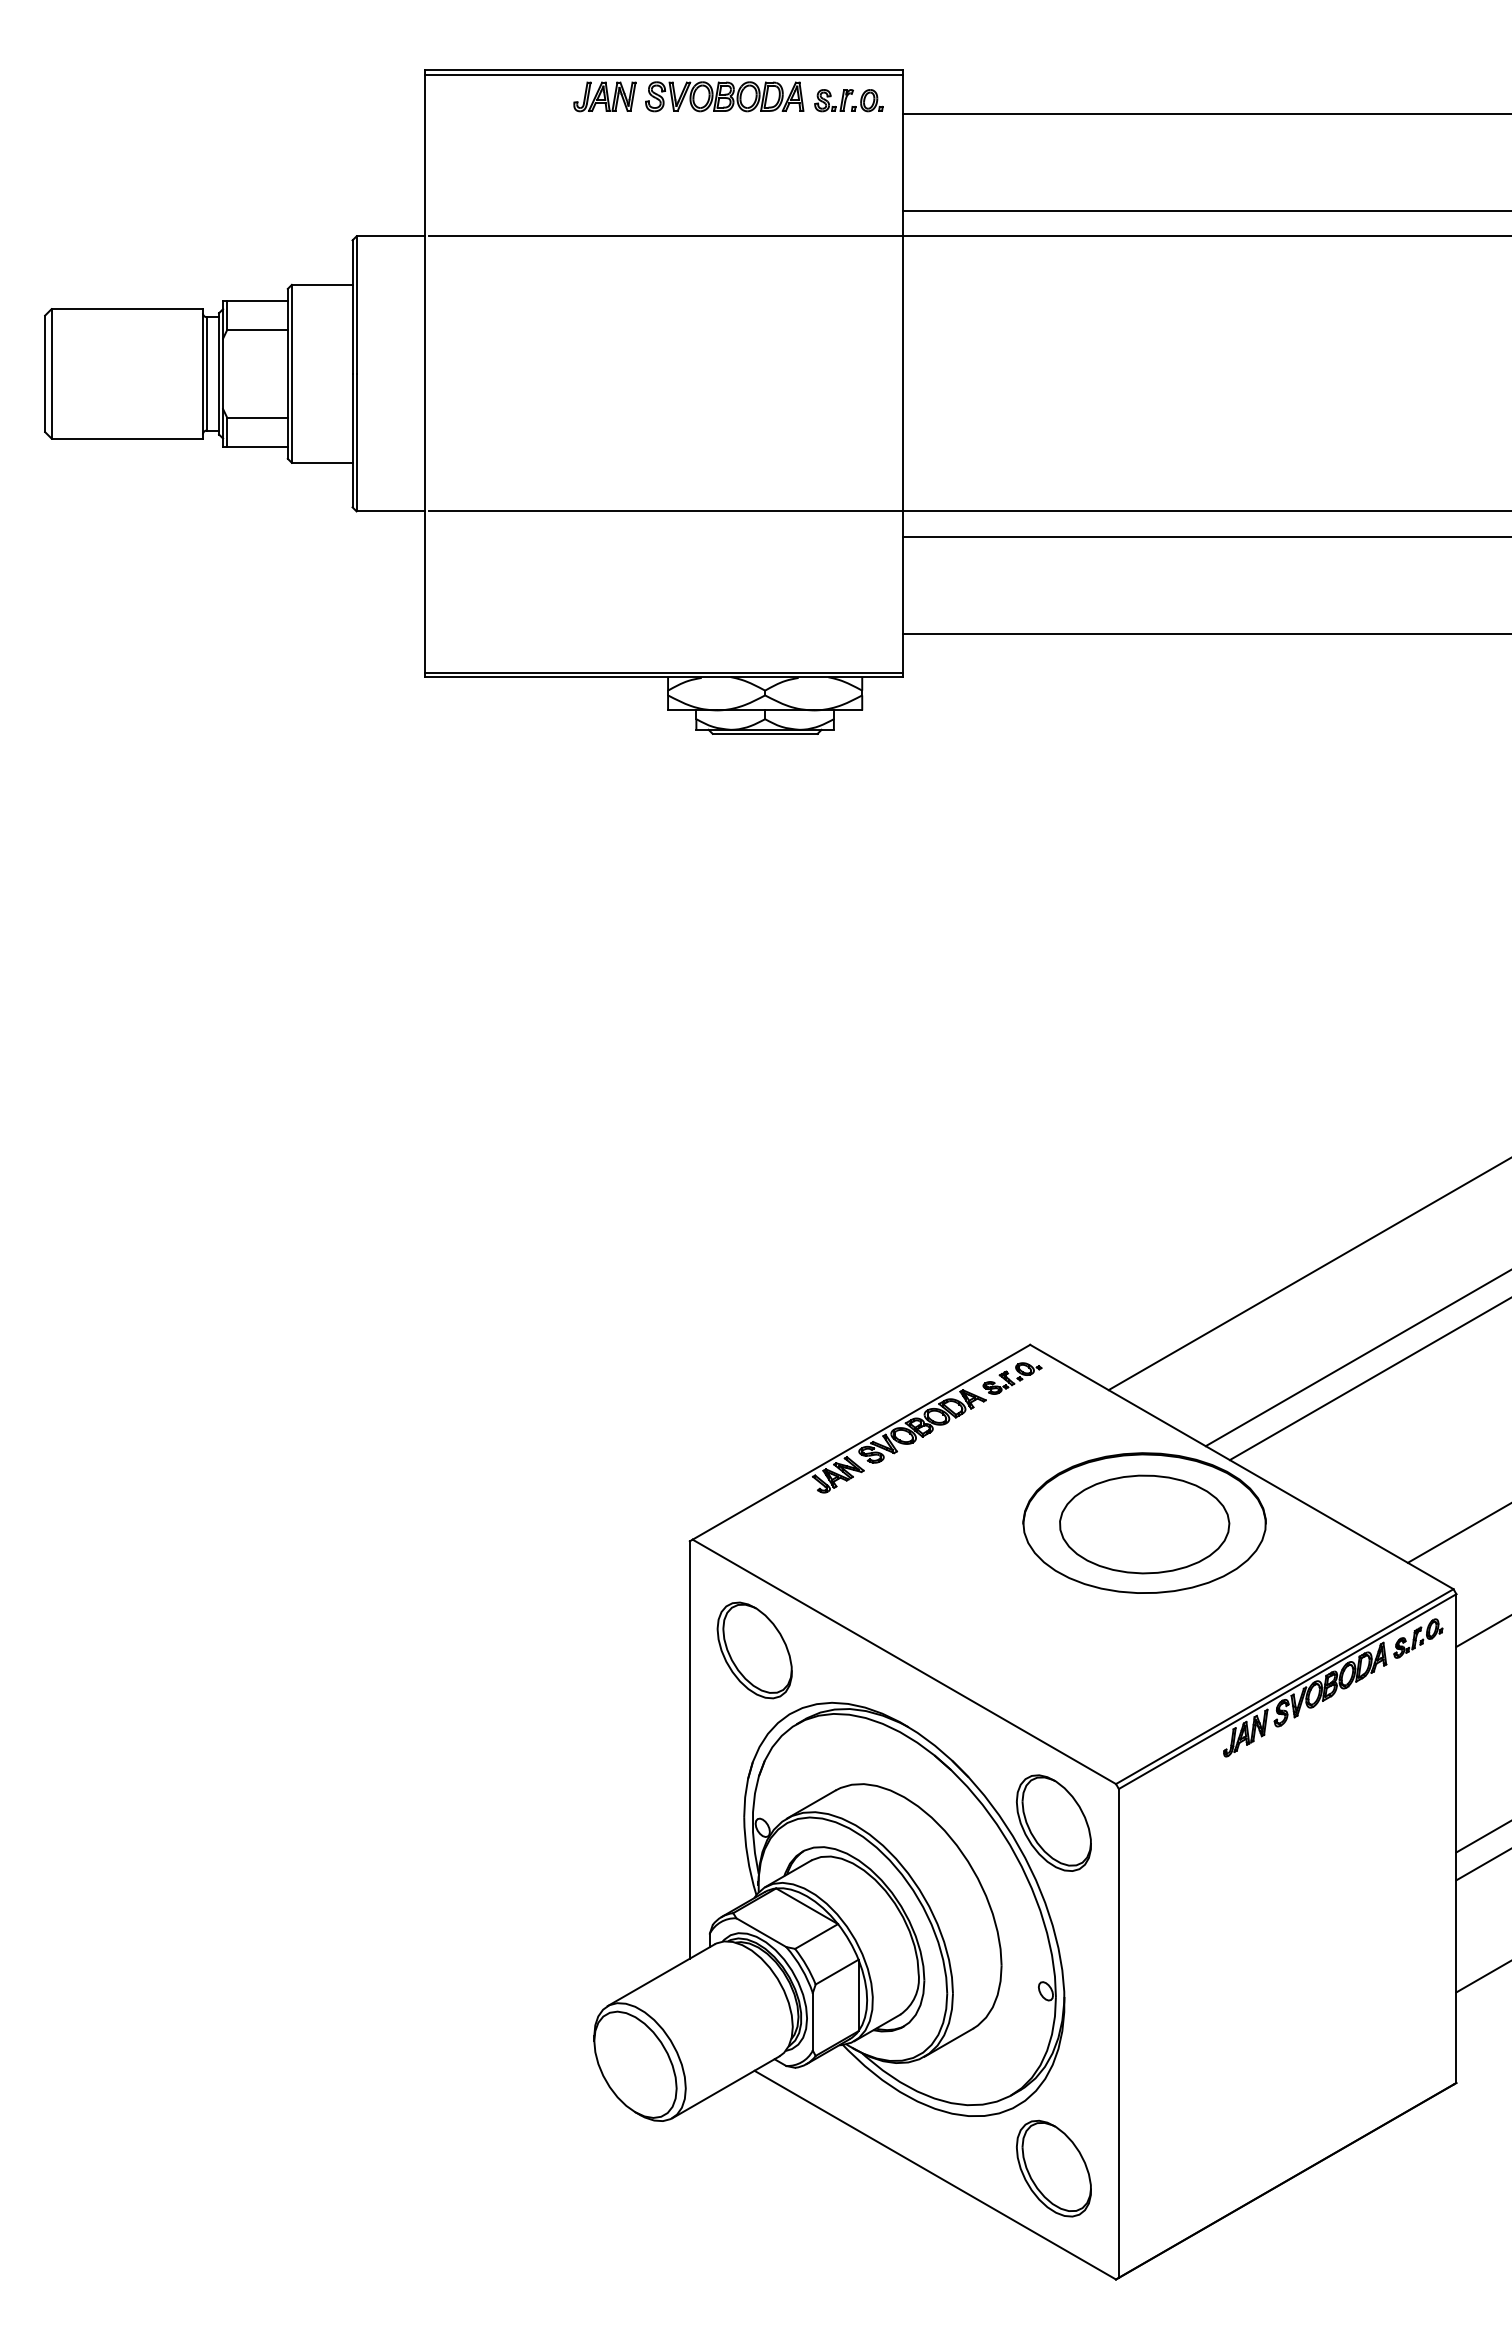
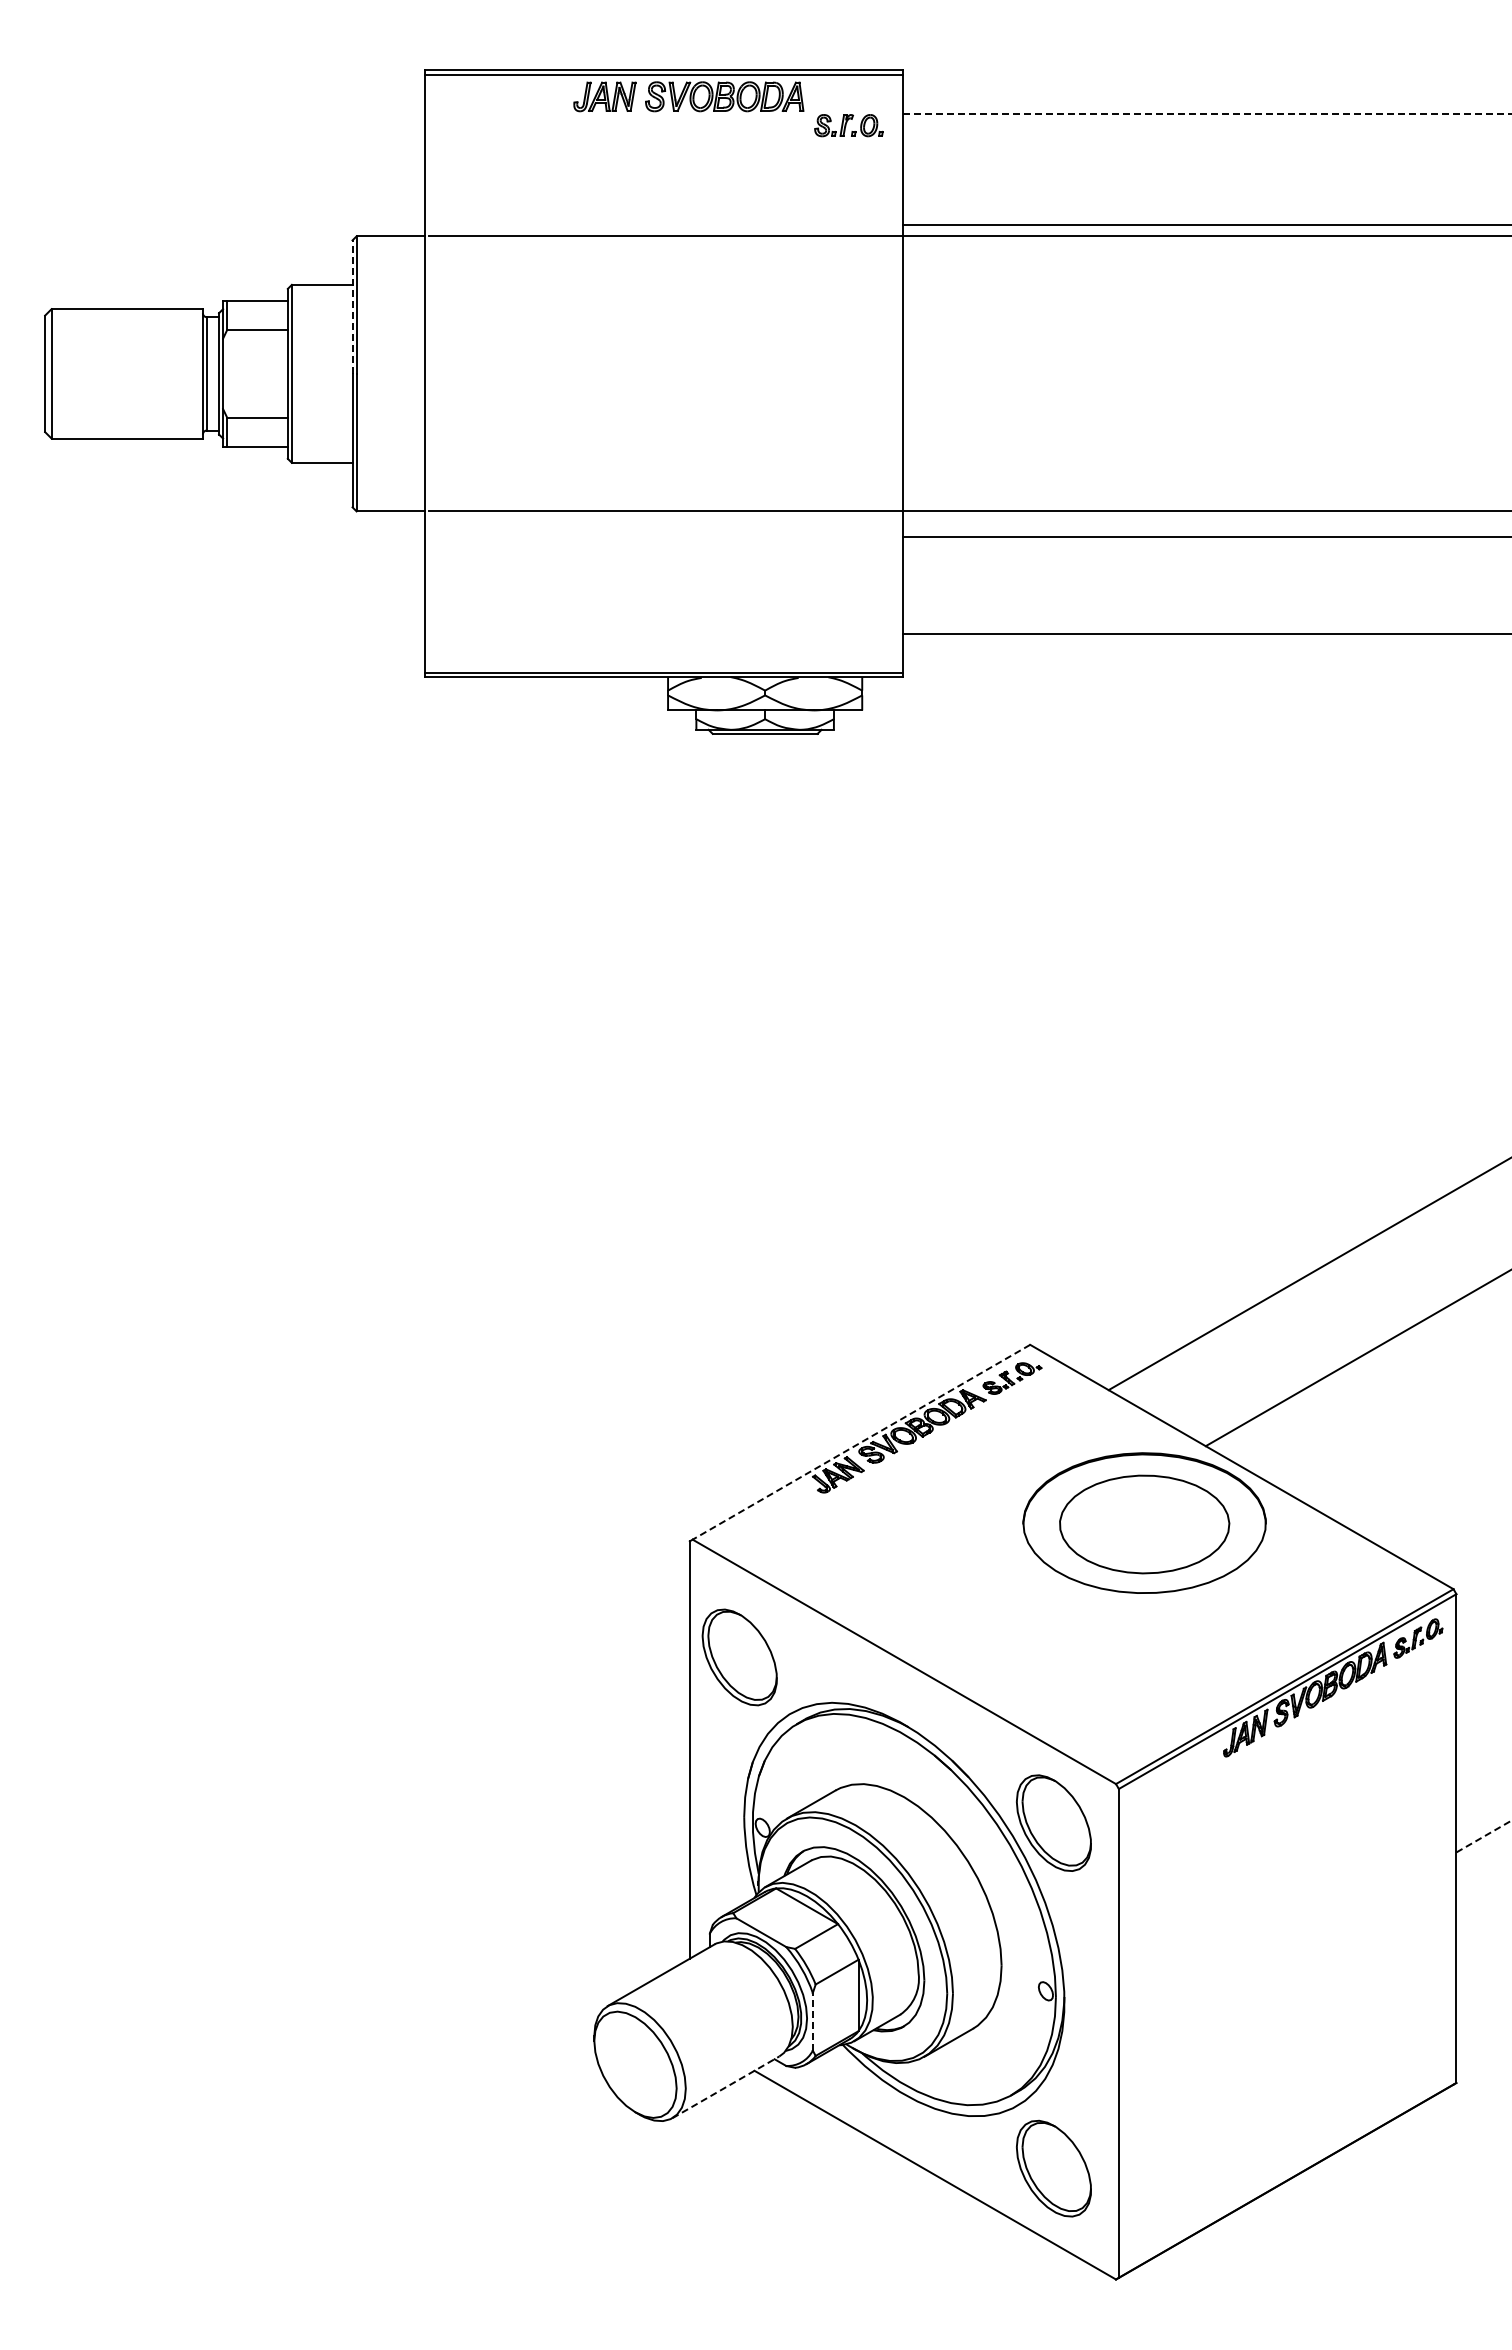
part position: (848, 100) -> (848, 125) (848, 125)
line: solid -> dashed (1206, 113)
line position: (1205, 210) -> (1205, 224) (1205, 224)
line: solid -> dashed (352, 307)
line: present -> none (1368, 1379)
line: solid -> dashed (861, 1442)
line: present -> none (1457, 1533)
line: present -> none (1482, 1631)
part position: (754, 1650) -> (739, 1657) (739, 1657)
line: solid -> dashed (1484, 1836)
line: present -> none (1482, 1865)
line: present -> none (1482, 1977)
line: solid -> dashed (812, 2021)
line: solid -> dashed (725, 2087)
